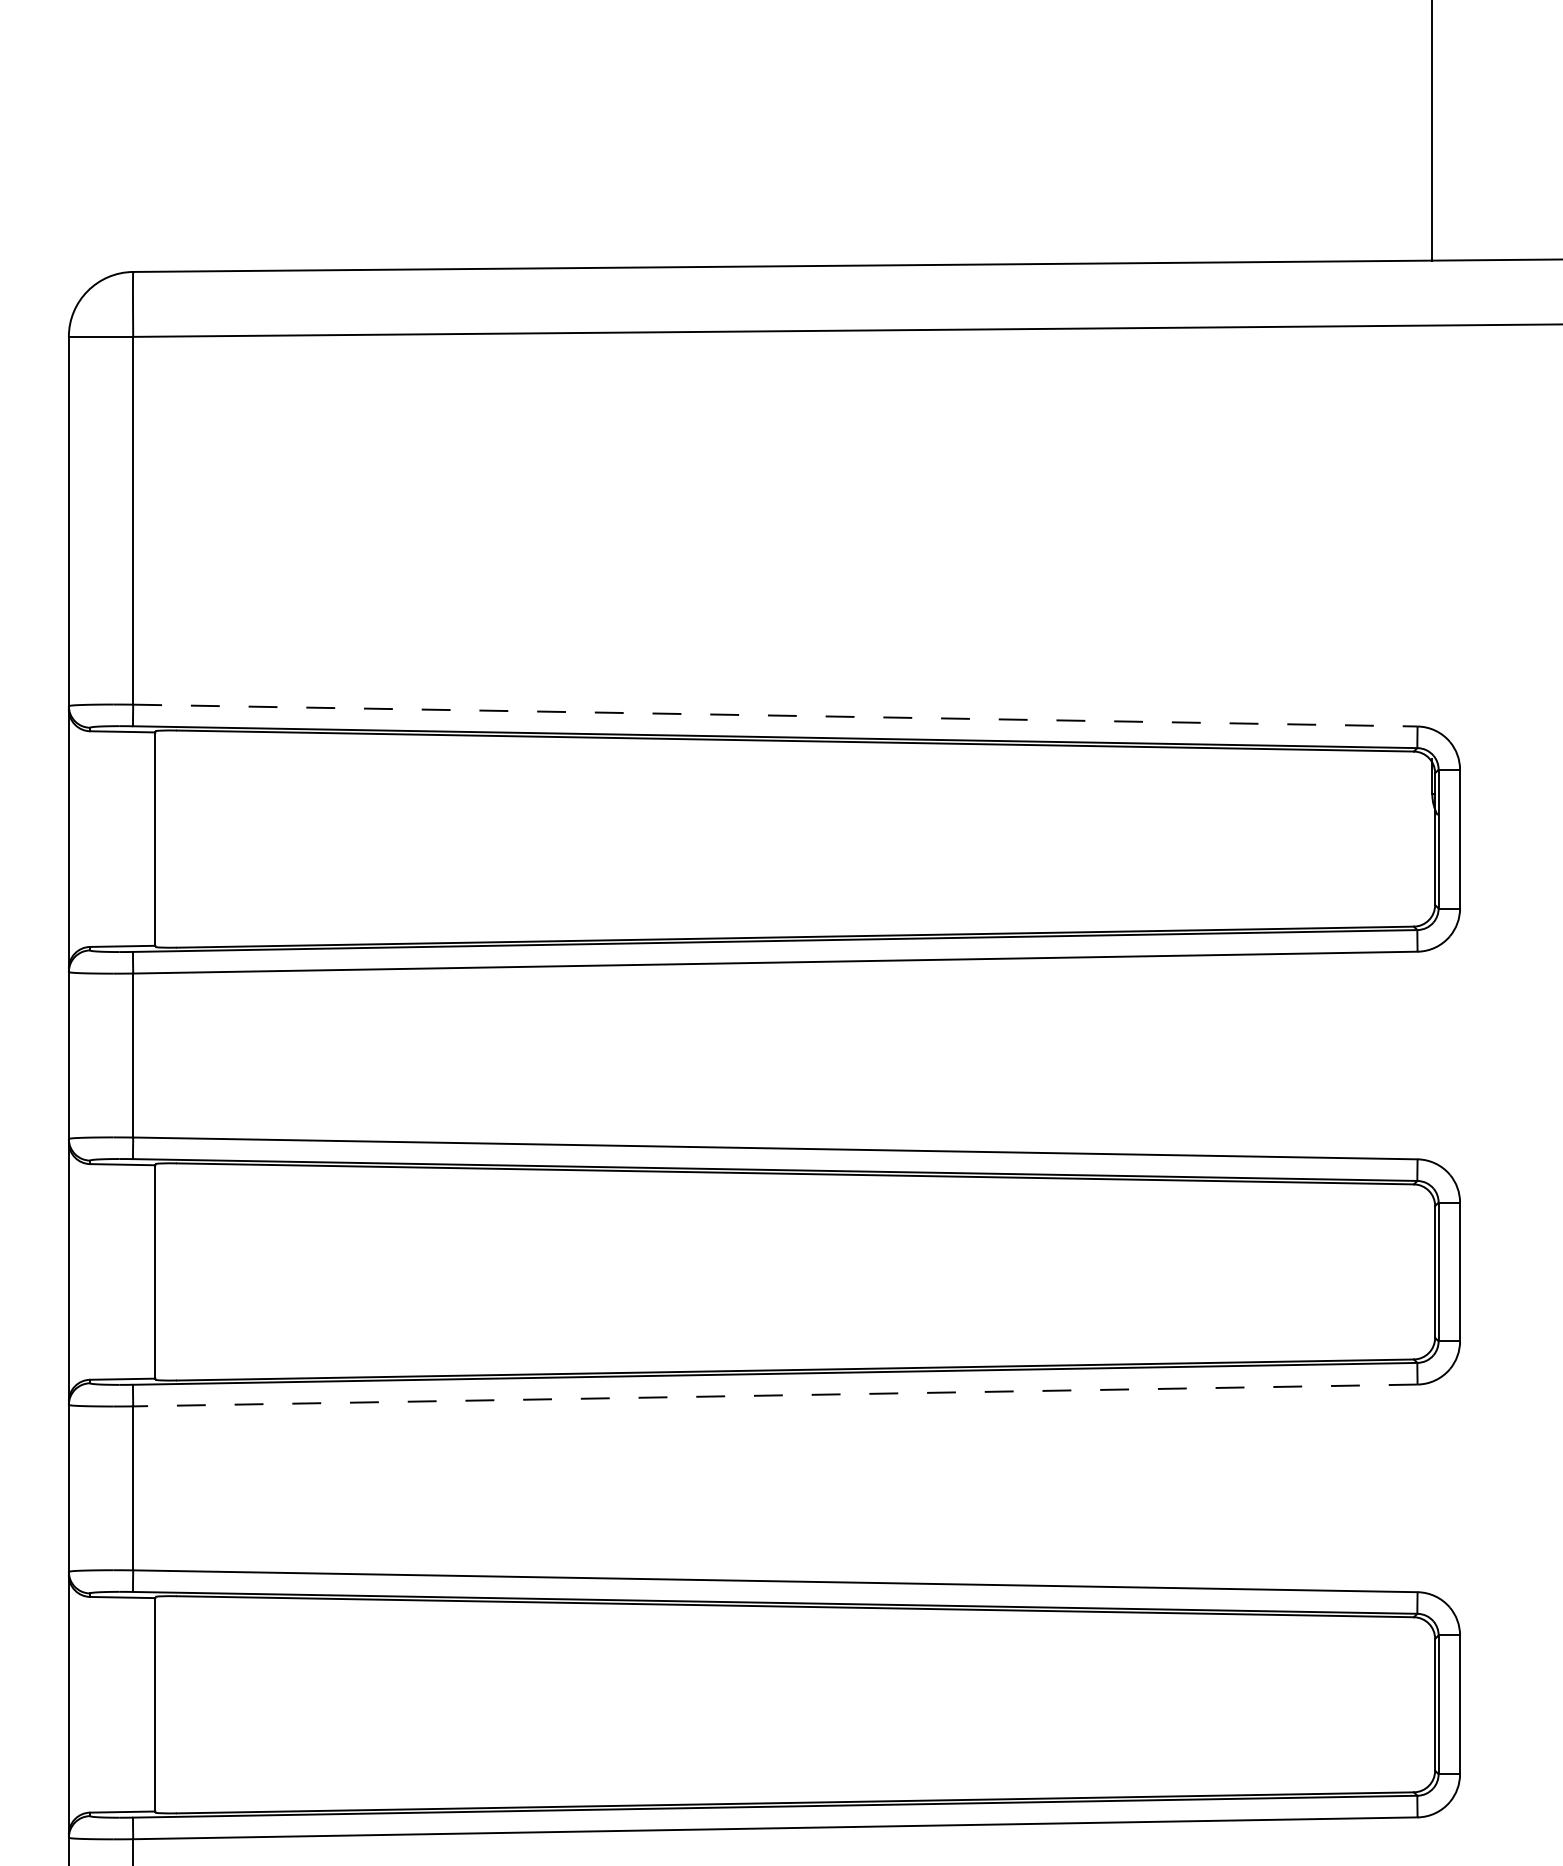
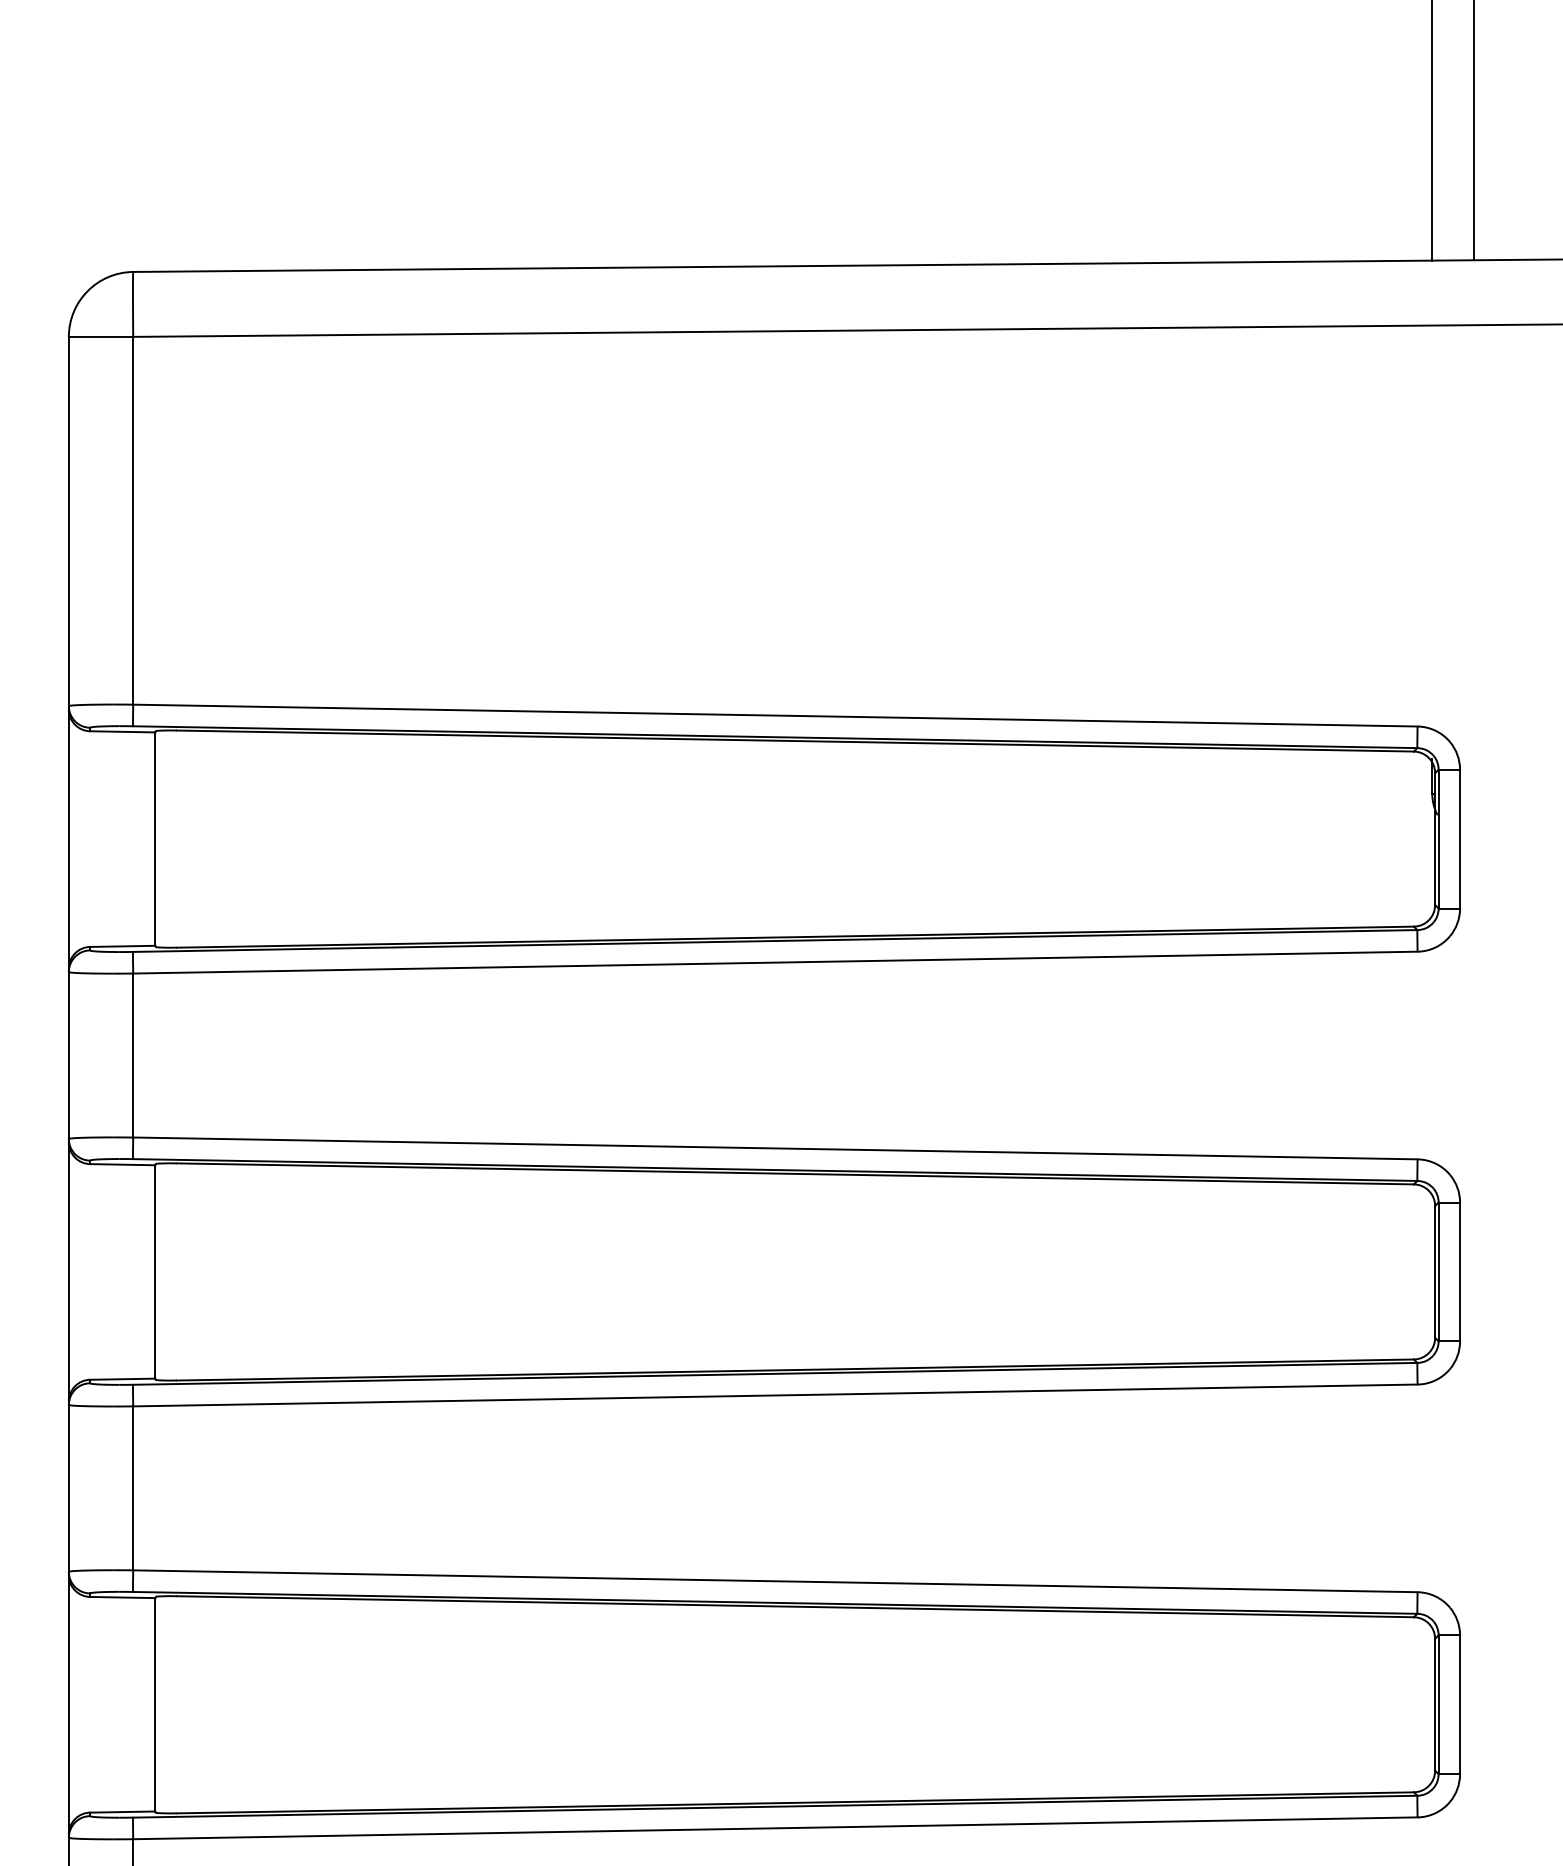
line: none -> present (1474, 131)
line: dashed -> solid (775, 715)
line: dashed -> solid (774, 1395)
